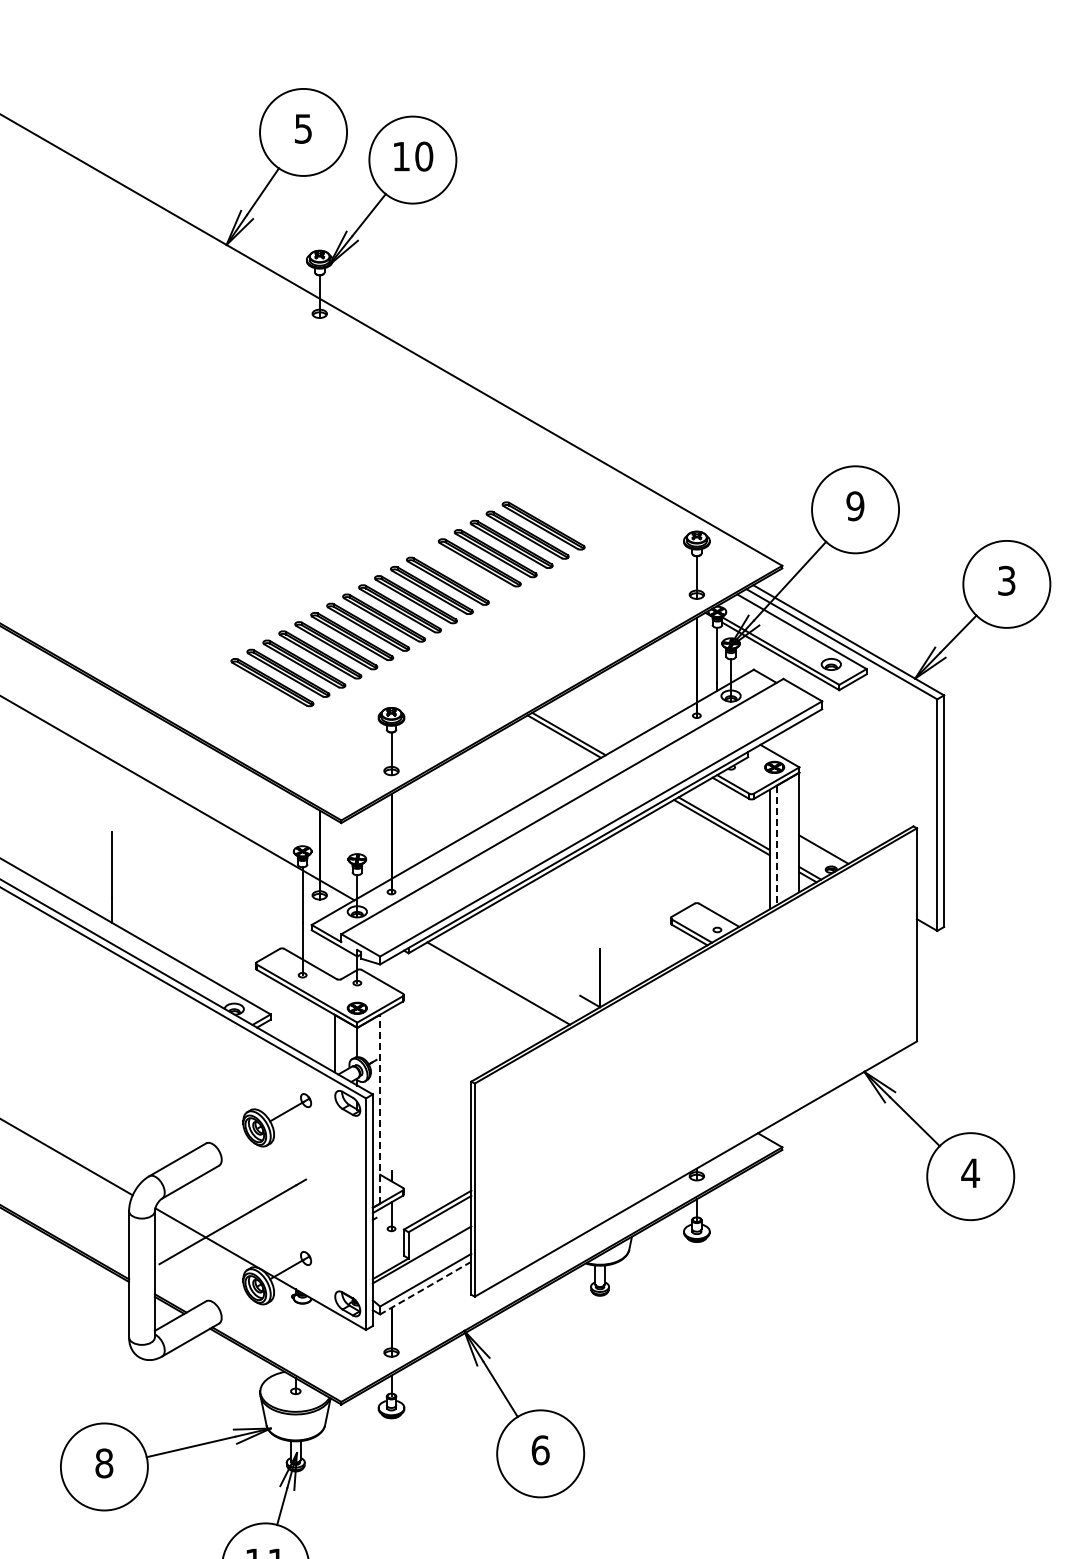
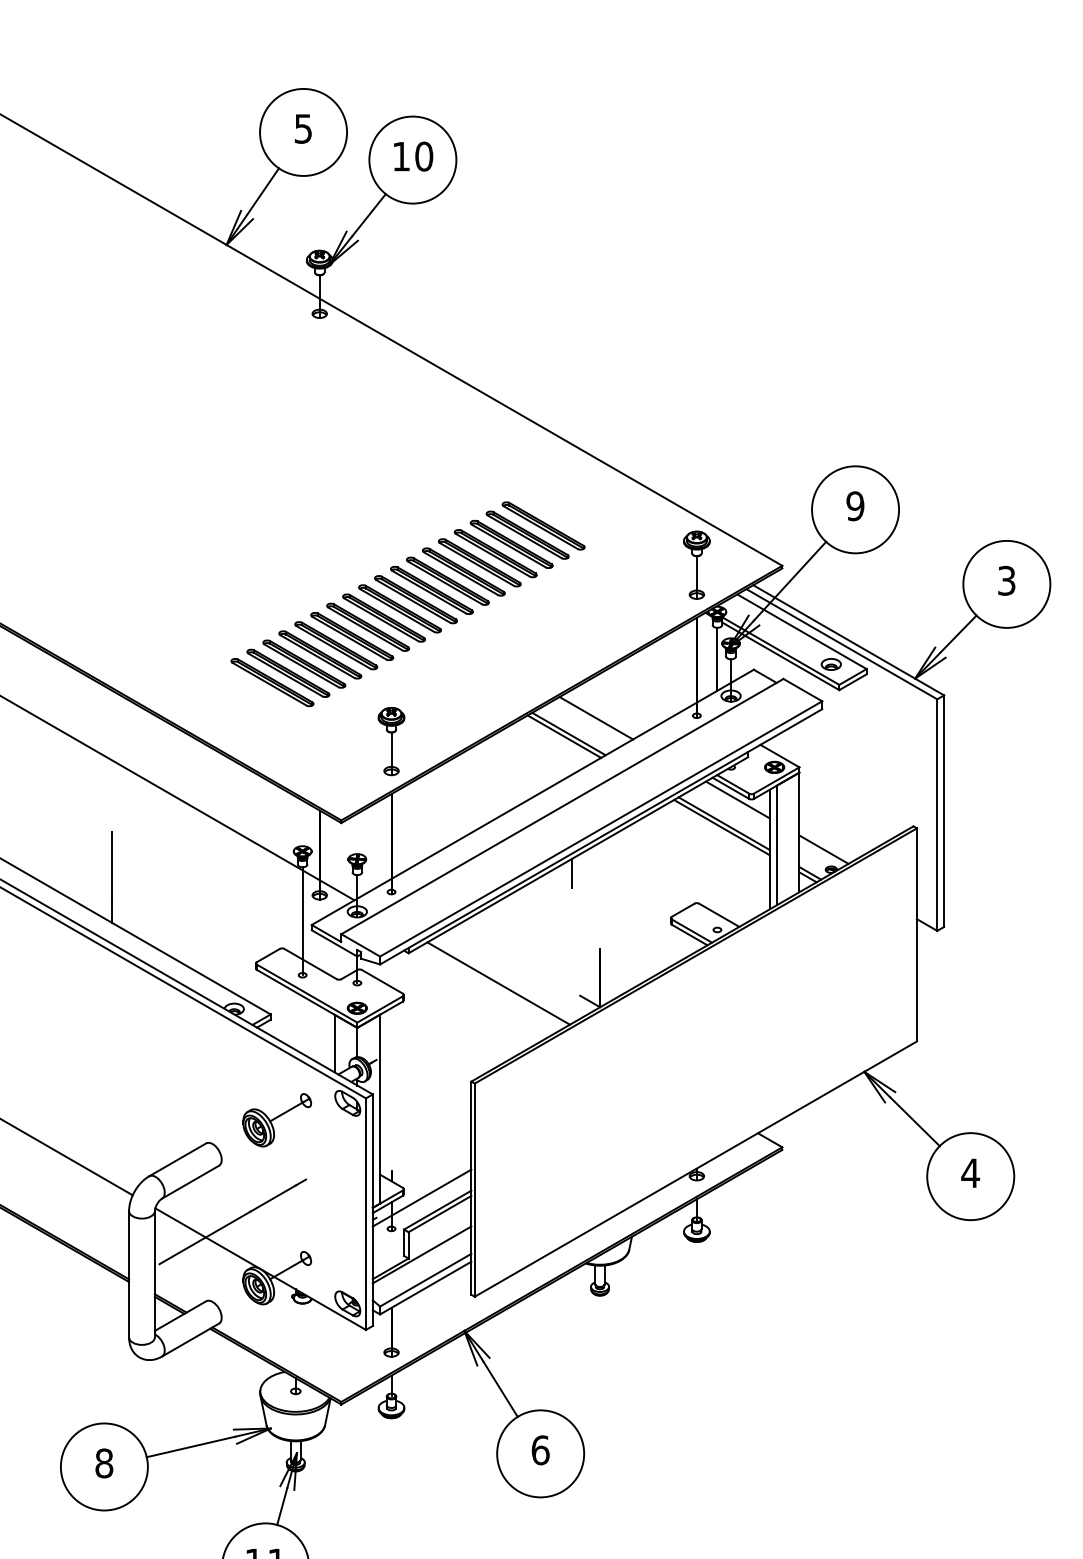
part: none -> present (463, 571)
line: none -> present (596, 718)
line: none -> present (737, 799)
line: dashed -> solid (776, 845)
line: none -> present (572, 872)
line: dashed -> solid (380, 1108)
line: none -> present (421, 1197)
line: dashed -> solid (425, 1288)
